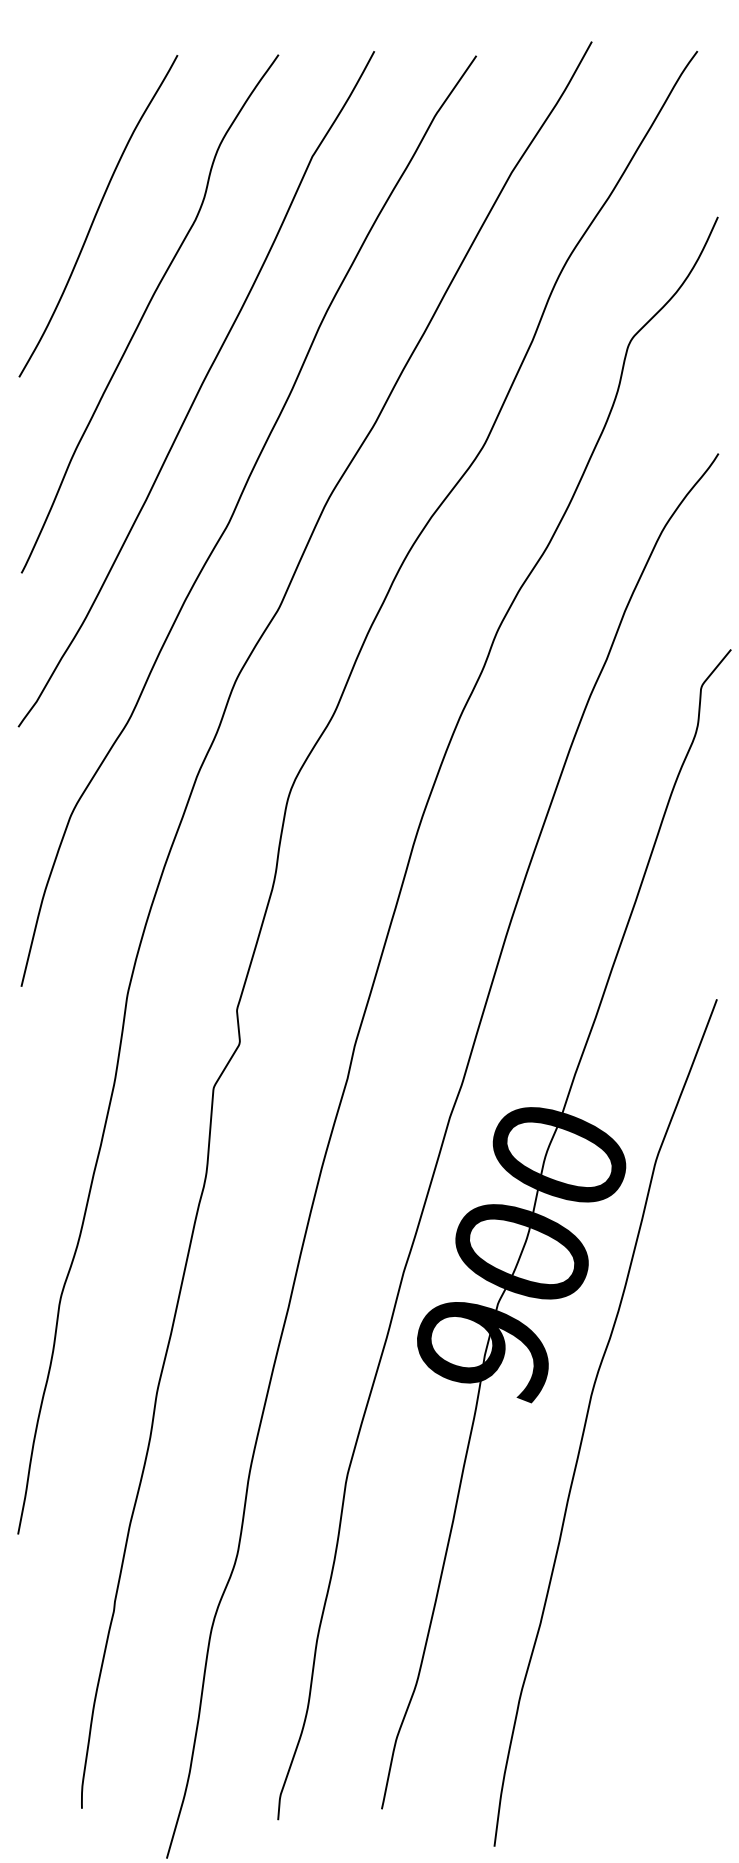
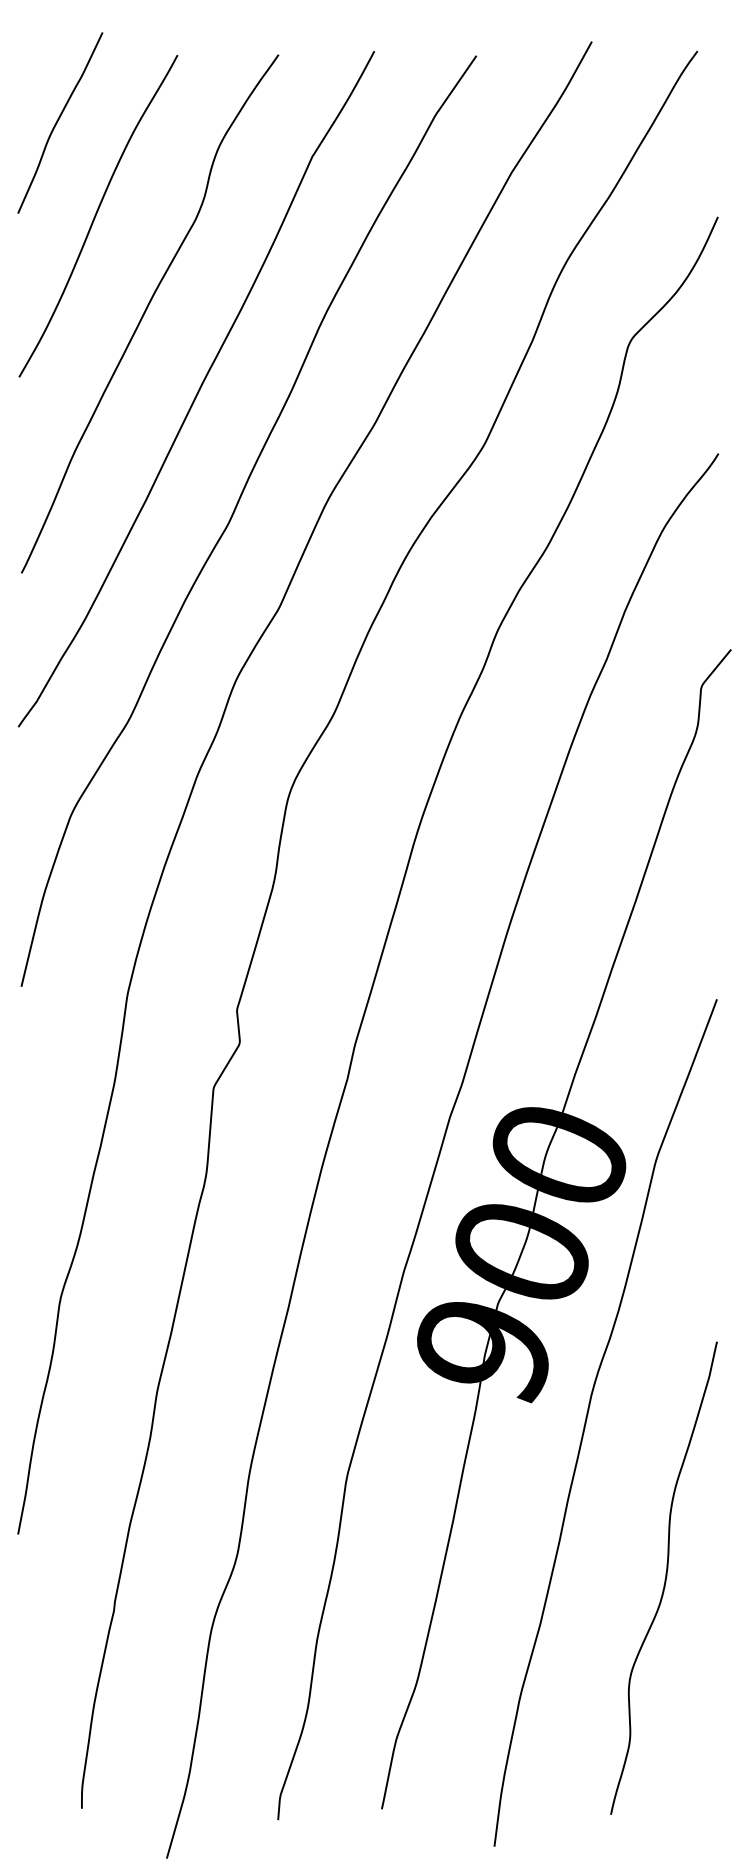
curve: none -> present (58, 121)
curve: none -> present (665, 1577)
